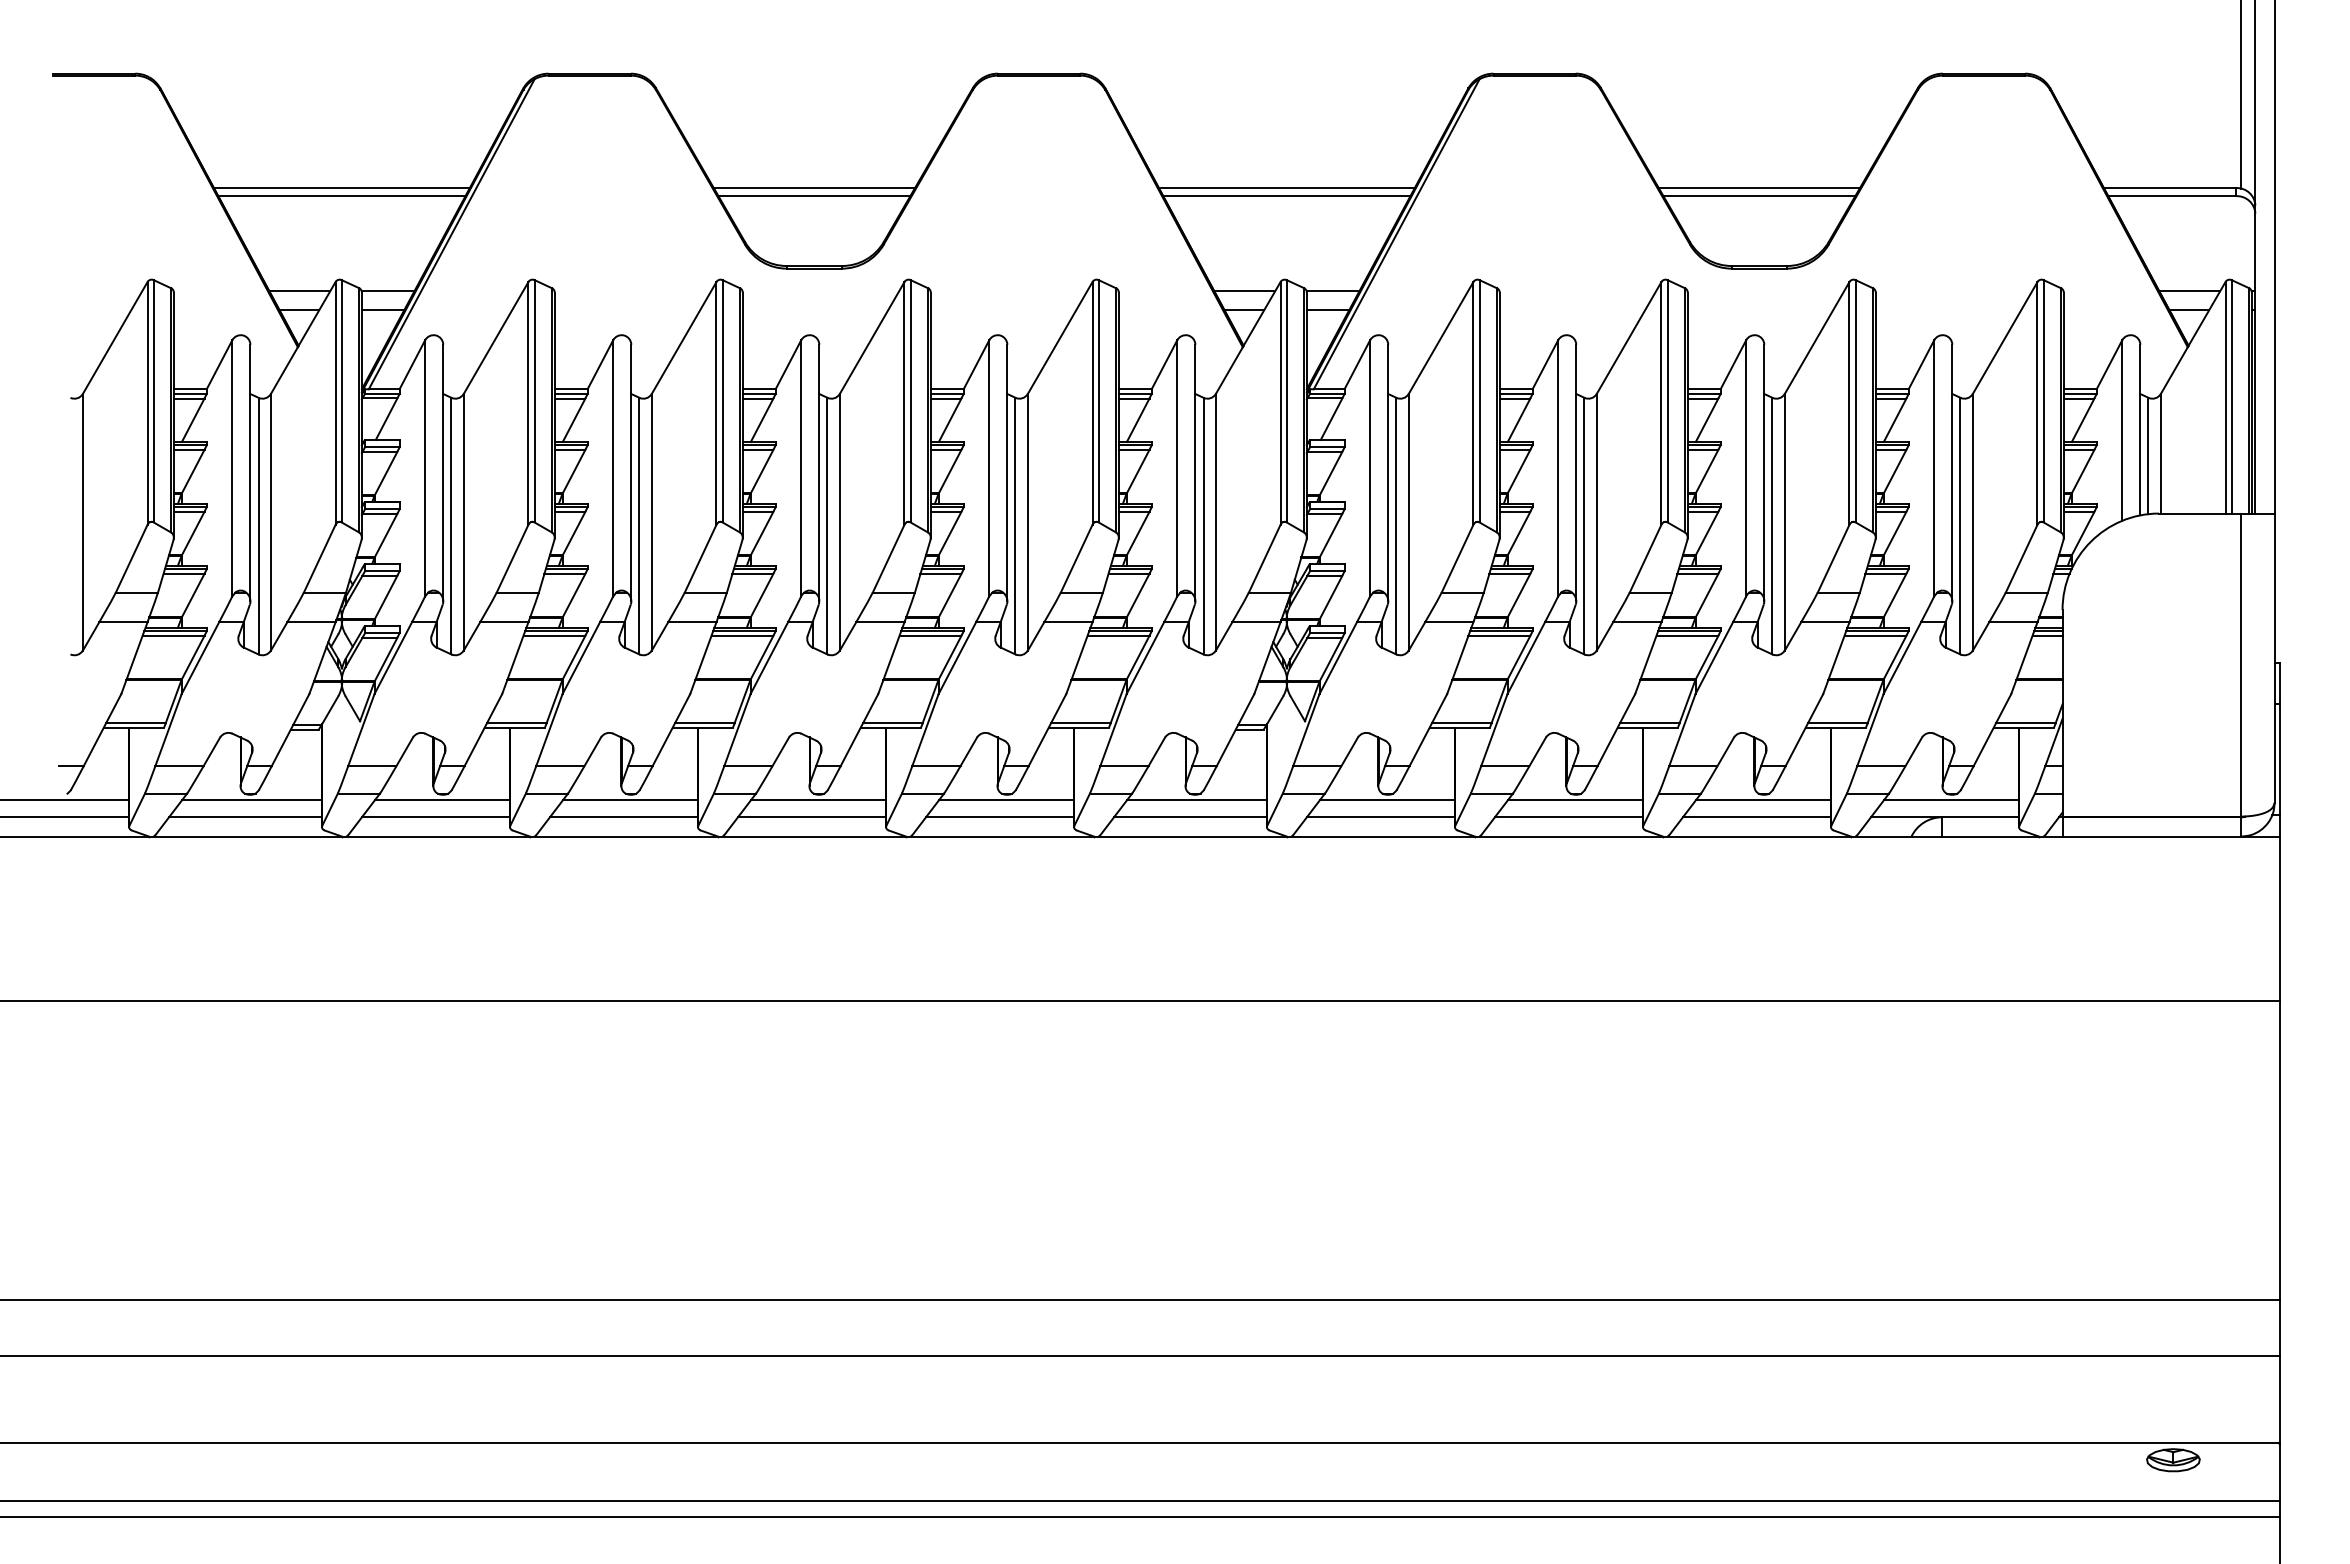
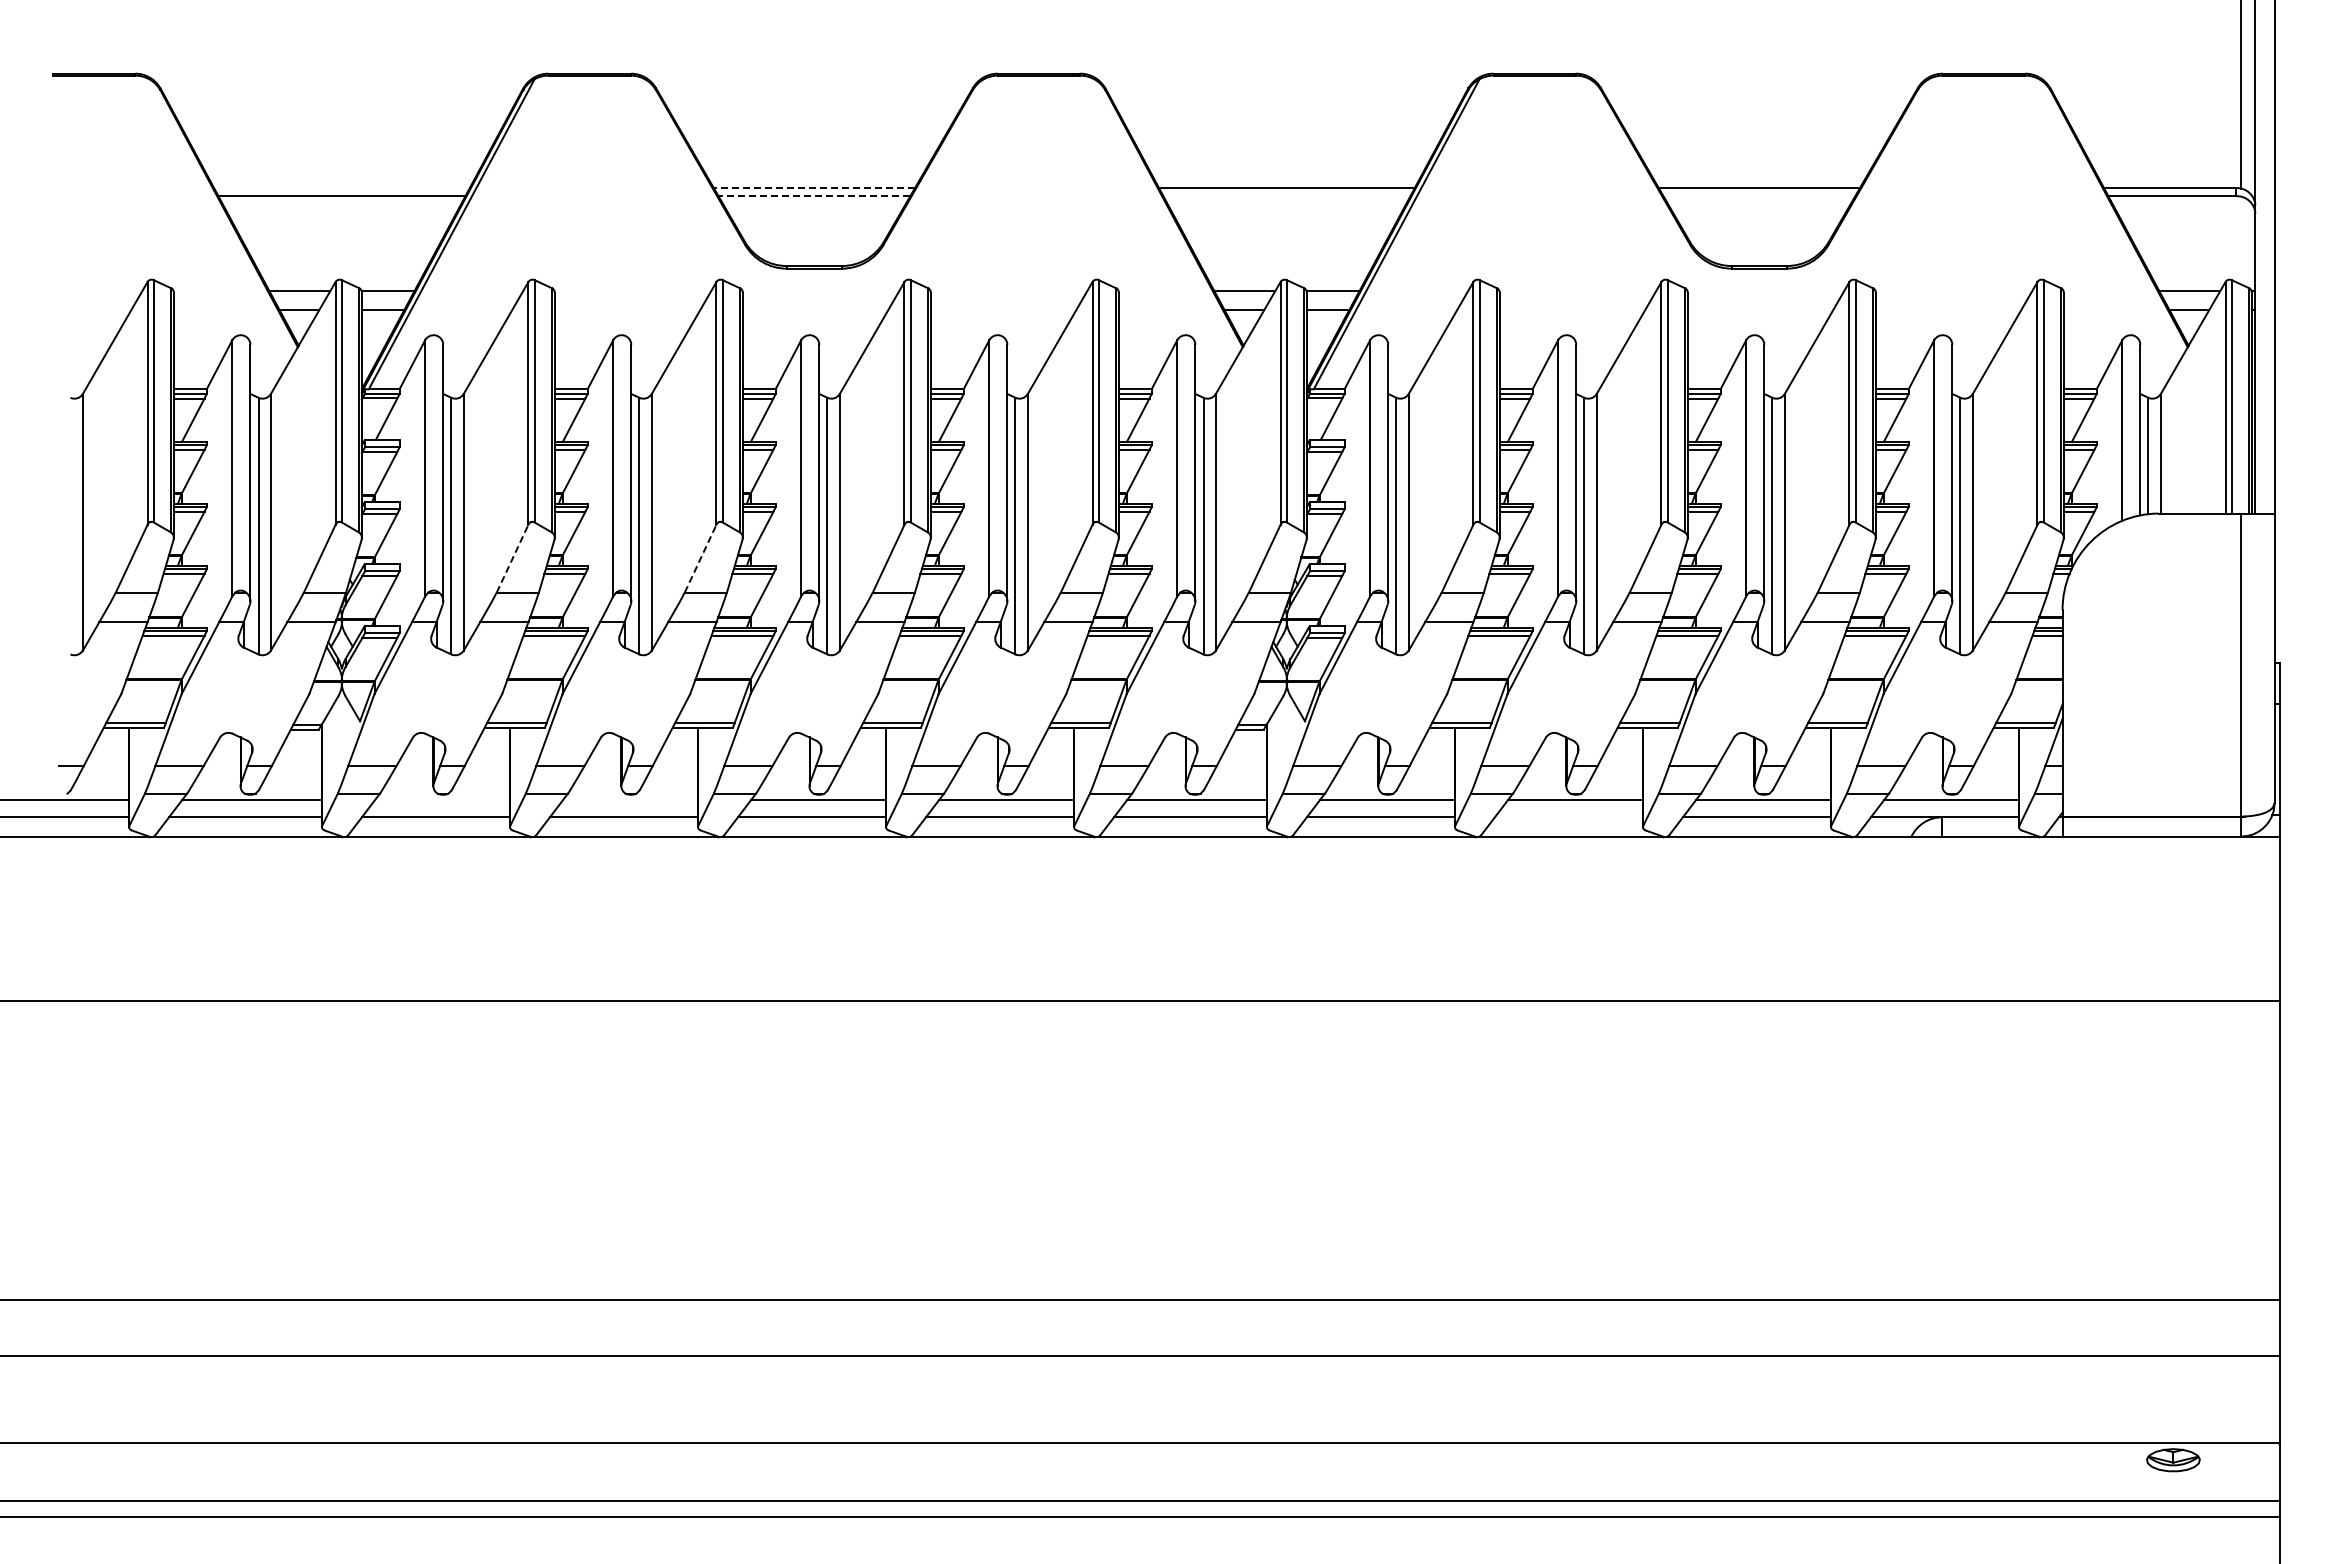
line: present -> none (341, 187)
line: solid -> dashed (814, 187)
line: solid -> dashed (814, 196)
line: present -> none (1286, 196)
line: present -> none (1759, 196)
line: solid -> dashed (512, 558)
line: solid -> dashed (700, 558)
line: present -> none (442, 800)
line: present -> none (630, 800)
line: present -> none (1568, 817)
